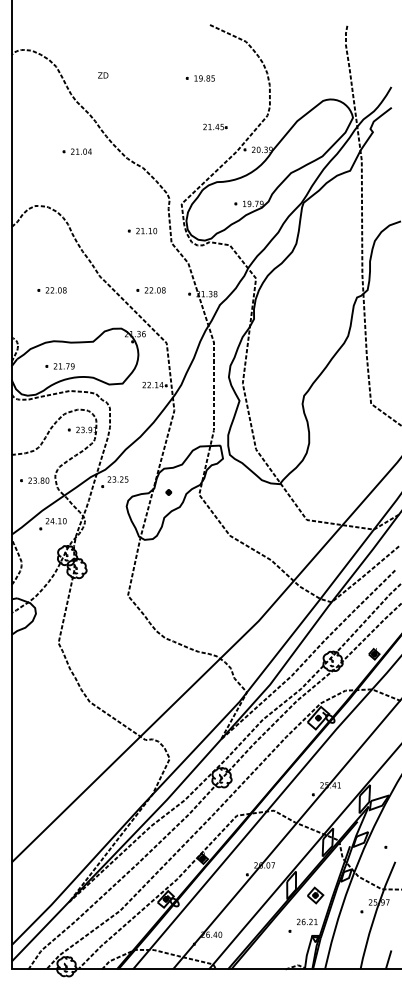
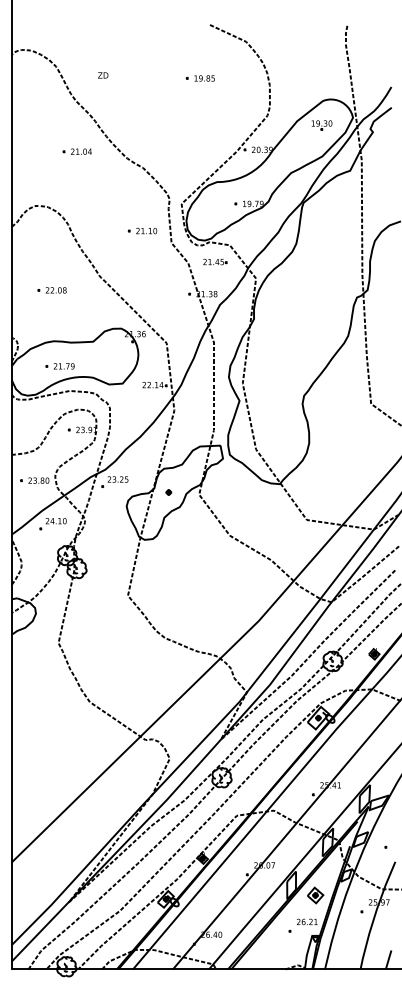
part: none -> present (321, 125)
part position: (215, 126) -> (215, 261) (215, 261)
part: present -> none (150, 290)
